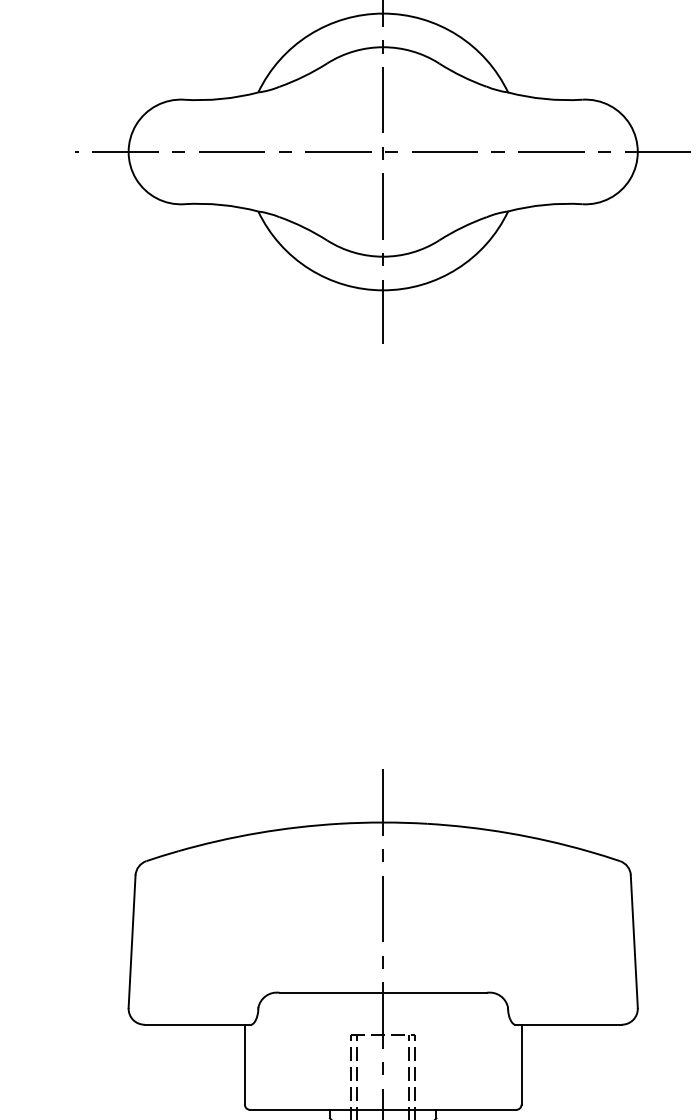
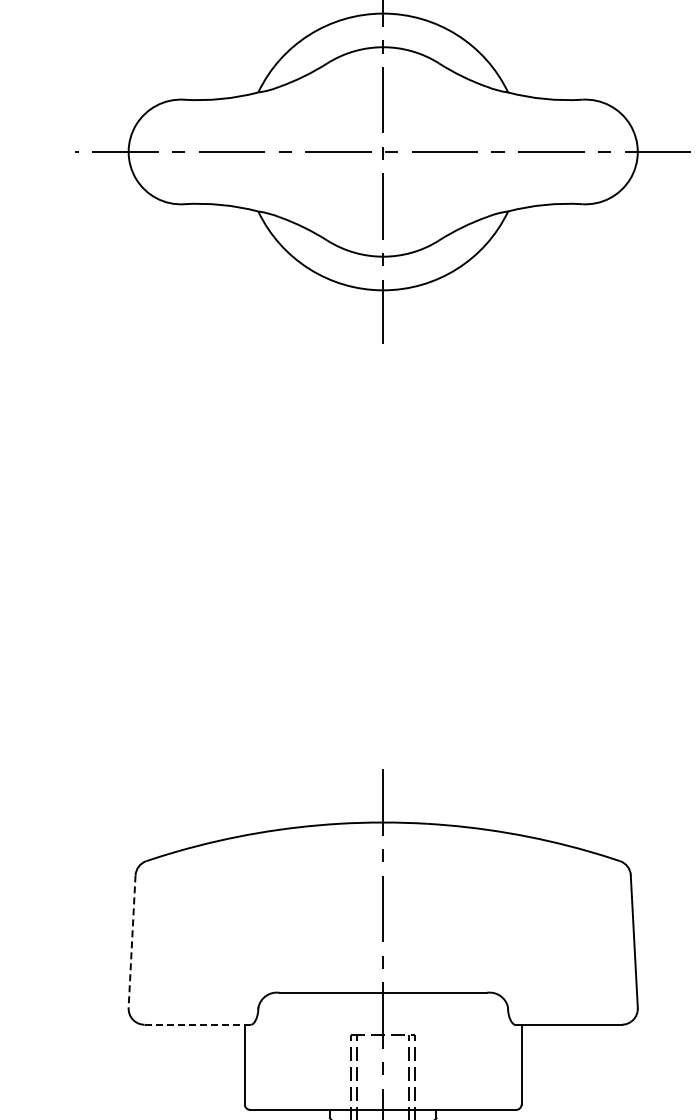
line: solid -> dashed (132, 942)
line: solid -> dashed (197, 1024)
